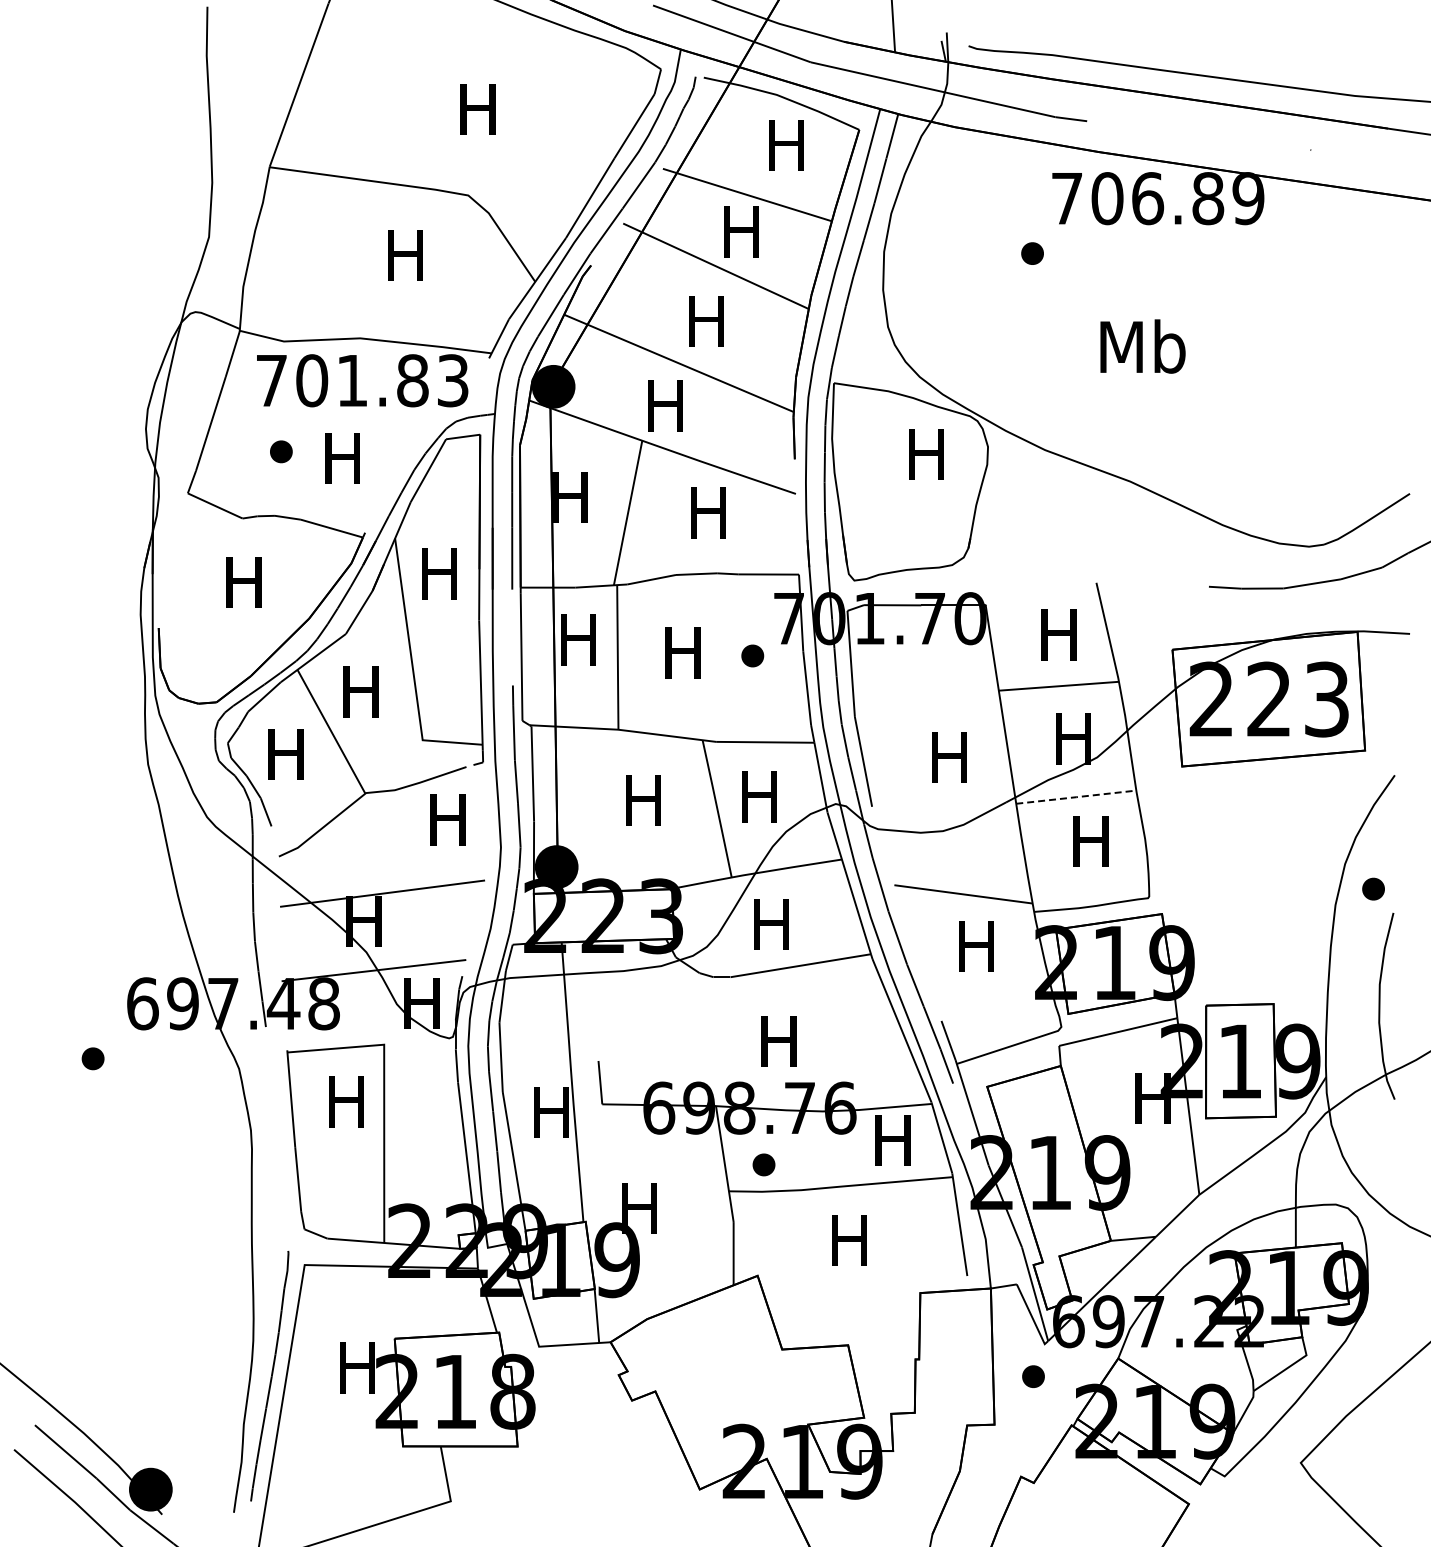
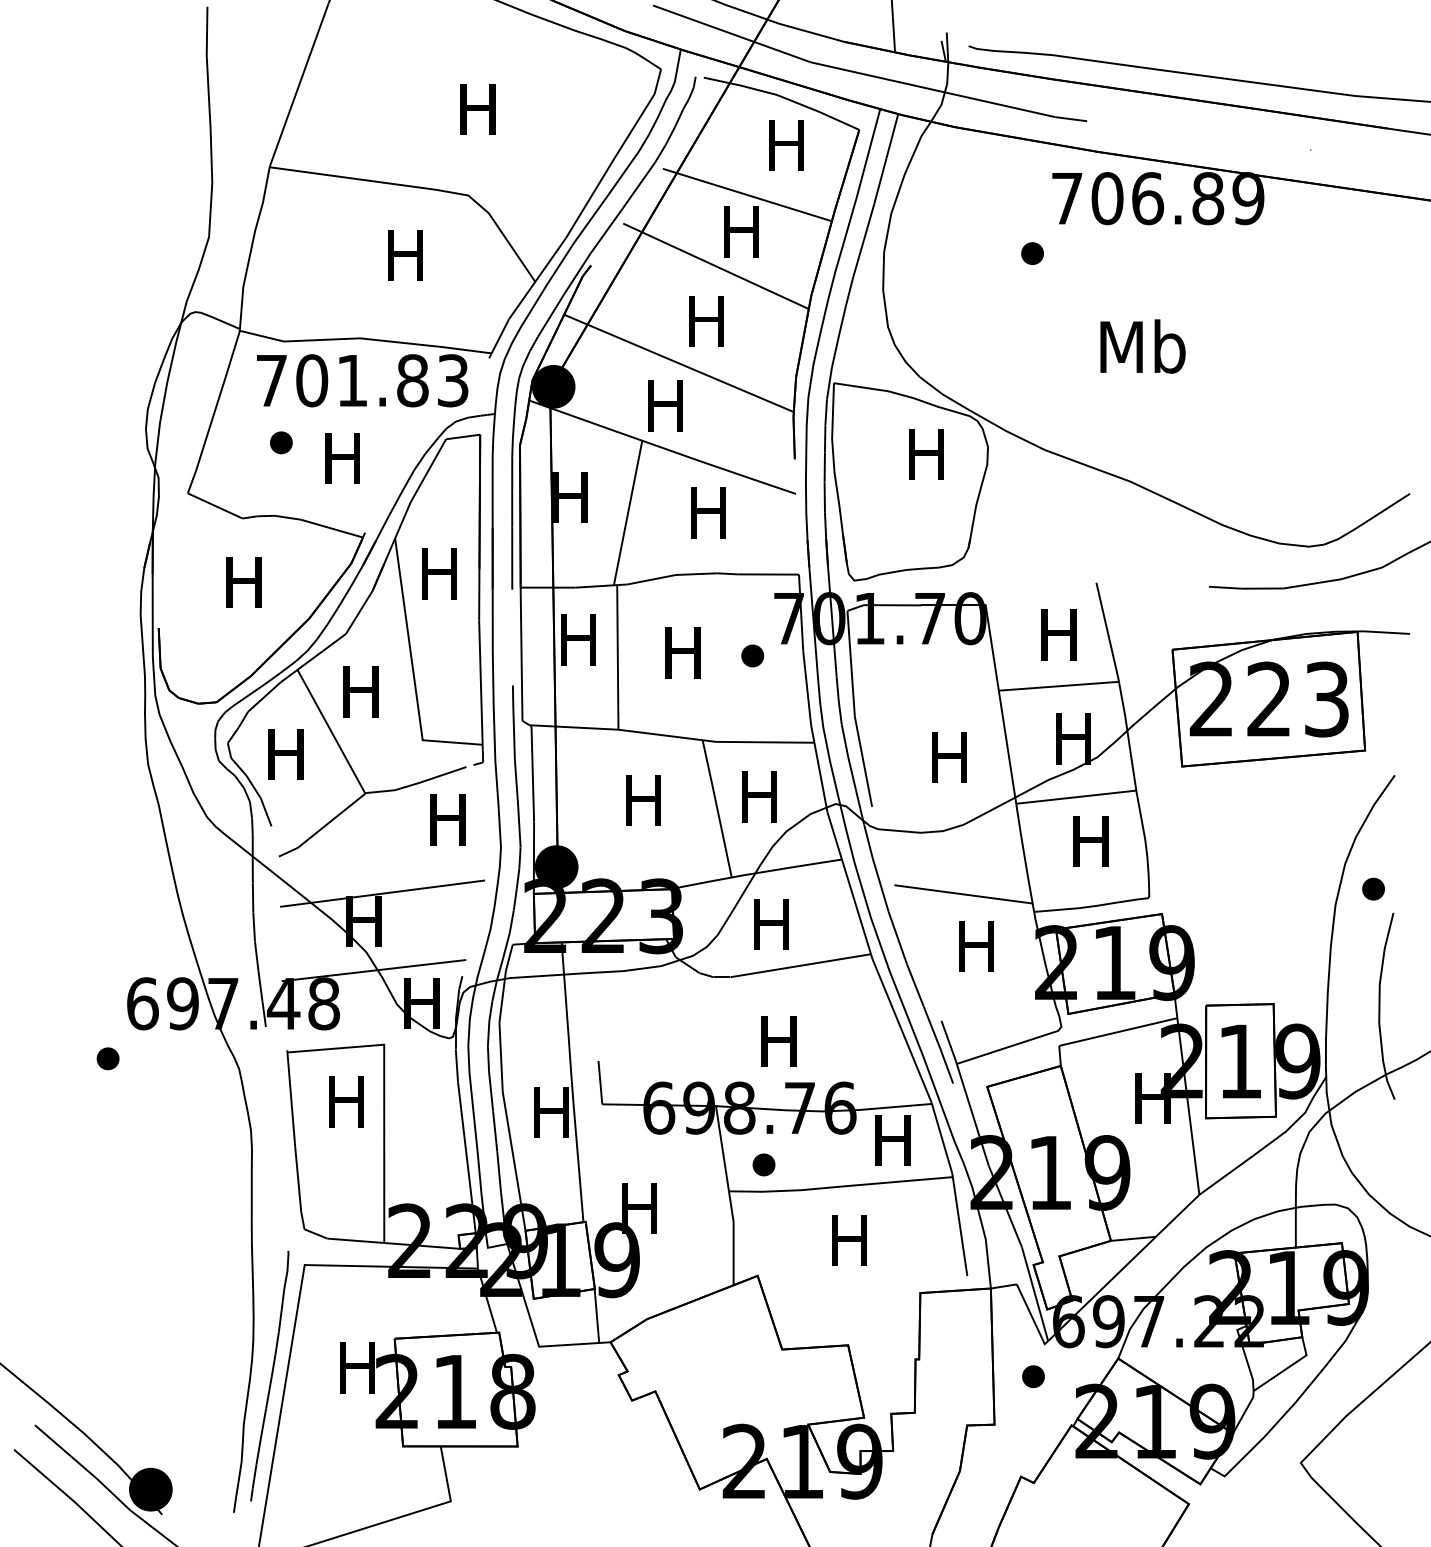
part position: (281, 451) -> (281, 442) (281, 442)
line: dashed -> solid (1076, 797)
part position: (92, 1058) -> (107, 1058) (107, 1058)
